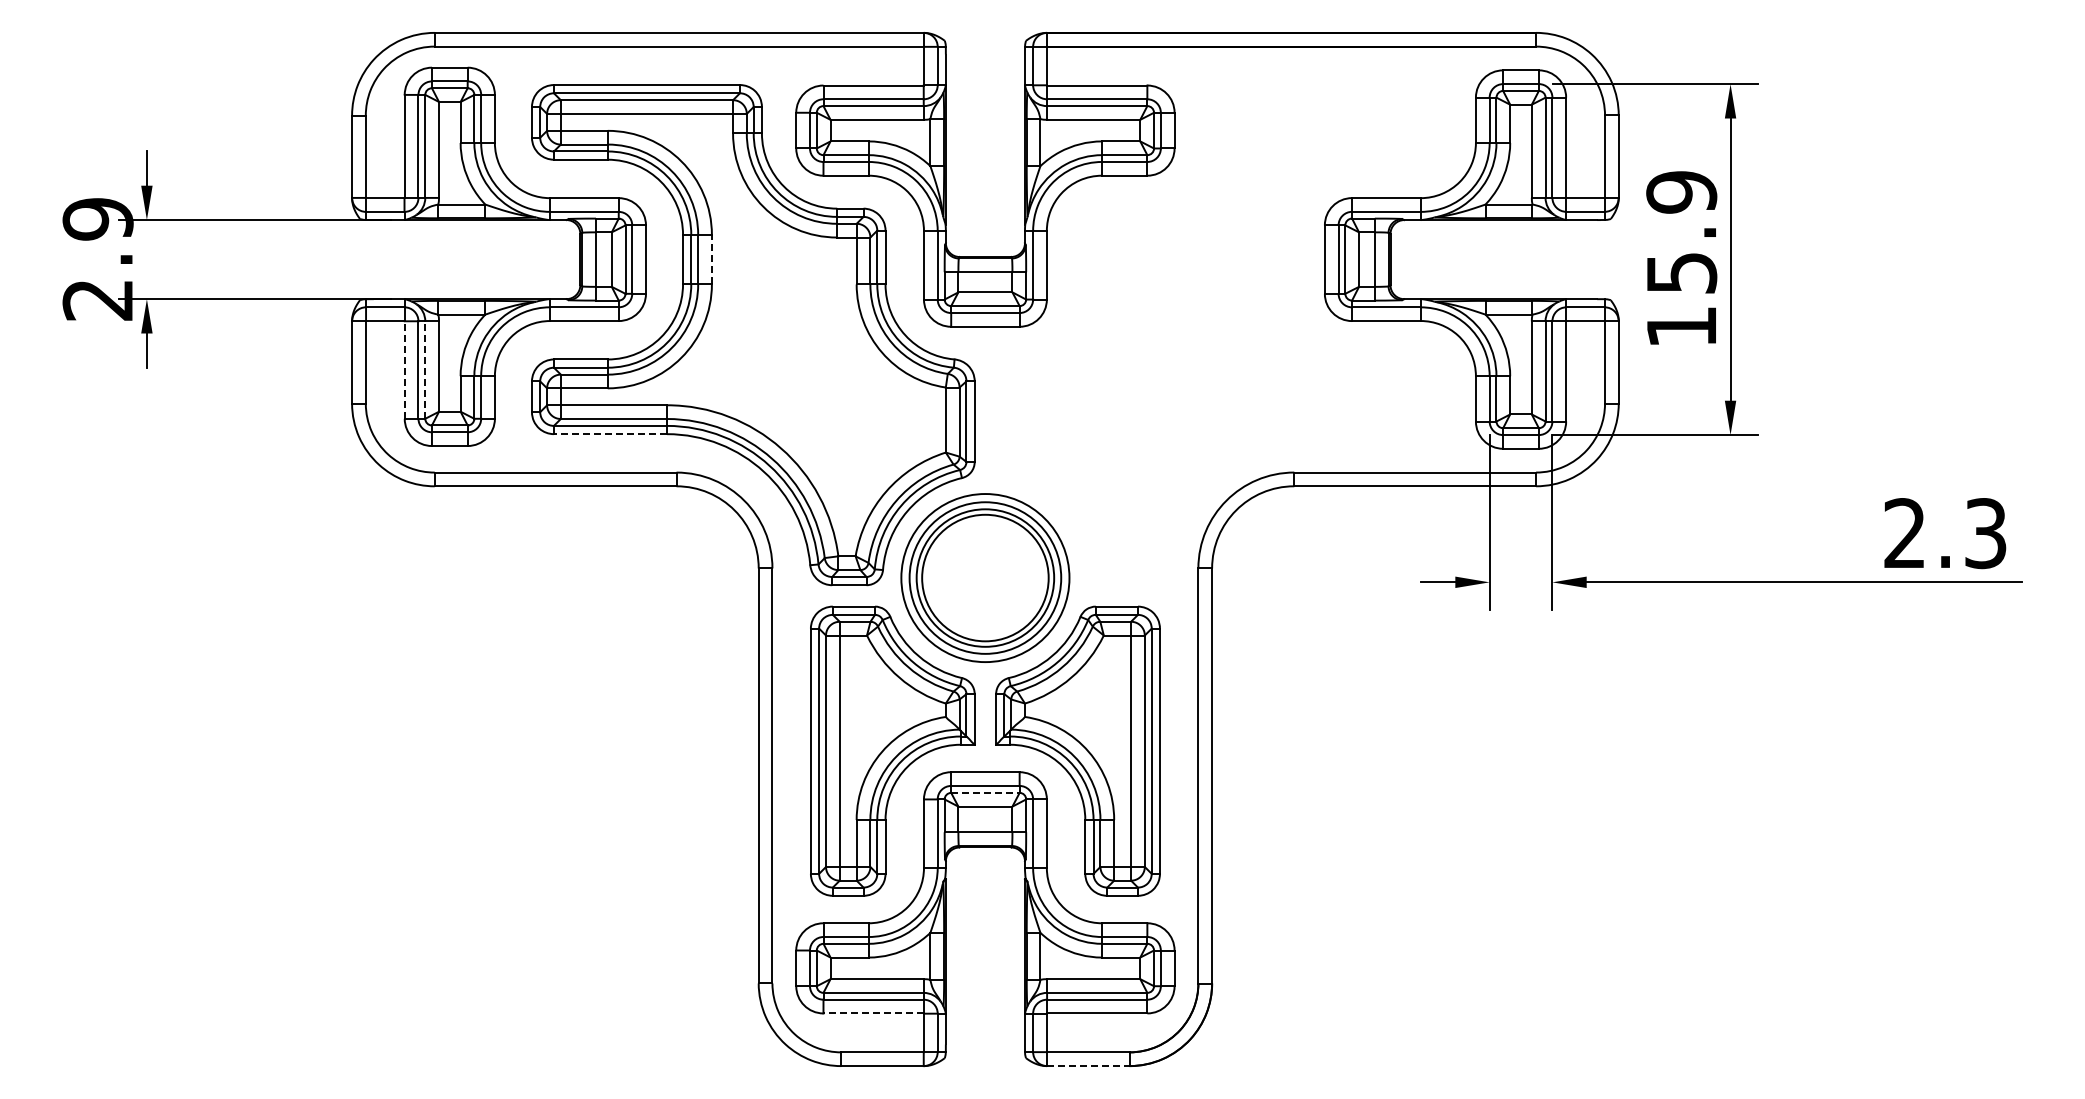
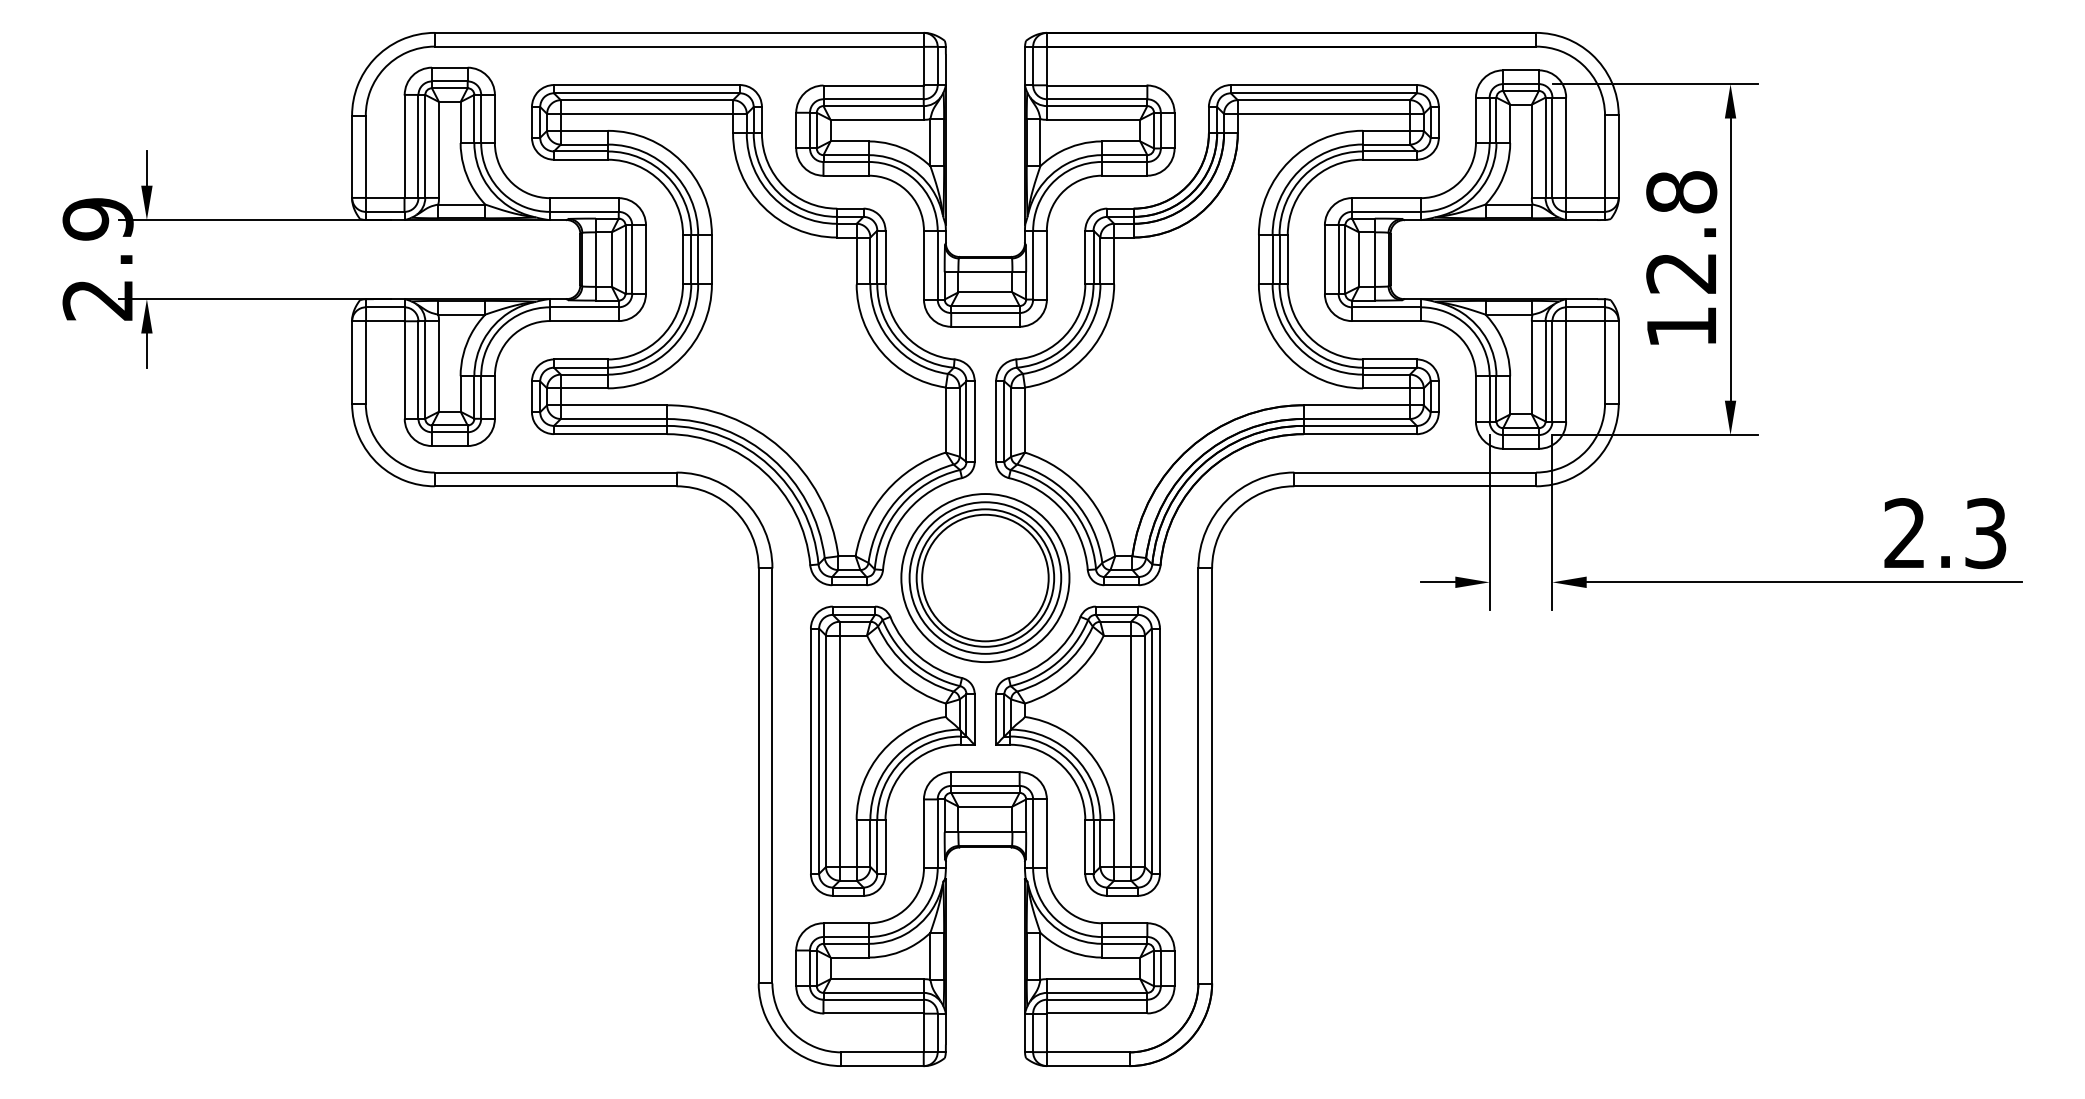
text: 15.9 -> 12.8 (1681, 232)
line: dashed -> solid (711, 259)
part: none -> present (1217, 335)
line: dashed -> solid (404, 370)
line: dashed -> solid (425, 370)
line: dashed -> solid (610, 434)
line: dashed -> solid (985, 792)
line: dashed -> solid (873, 1013)
line: dashed -> solid (1088, 1066)
